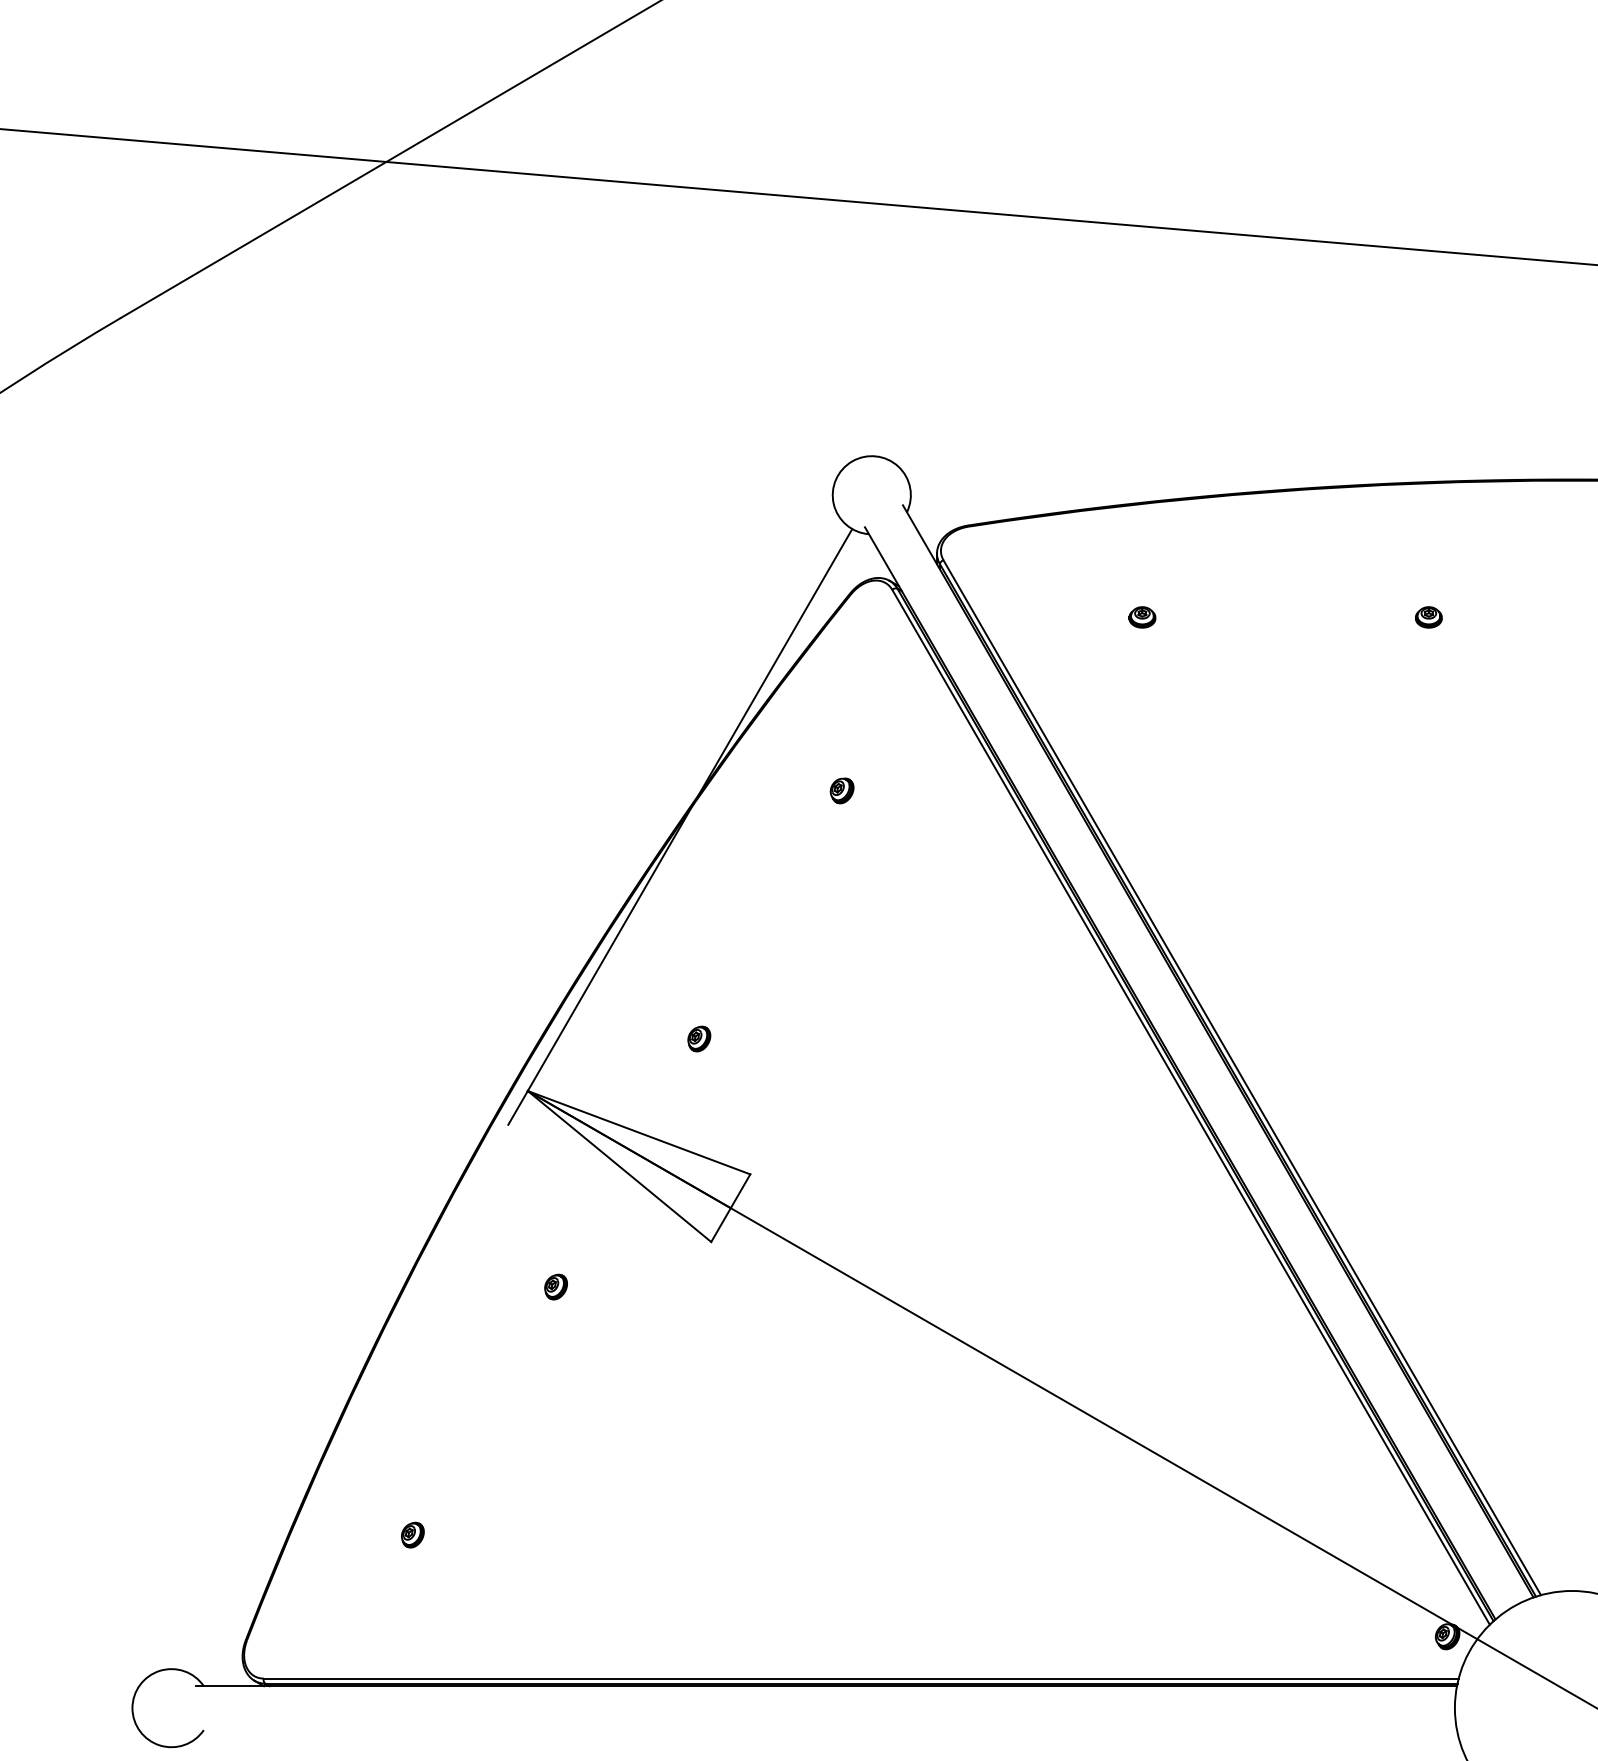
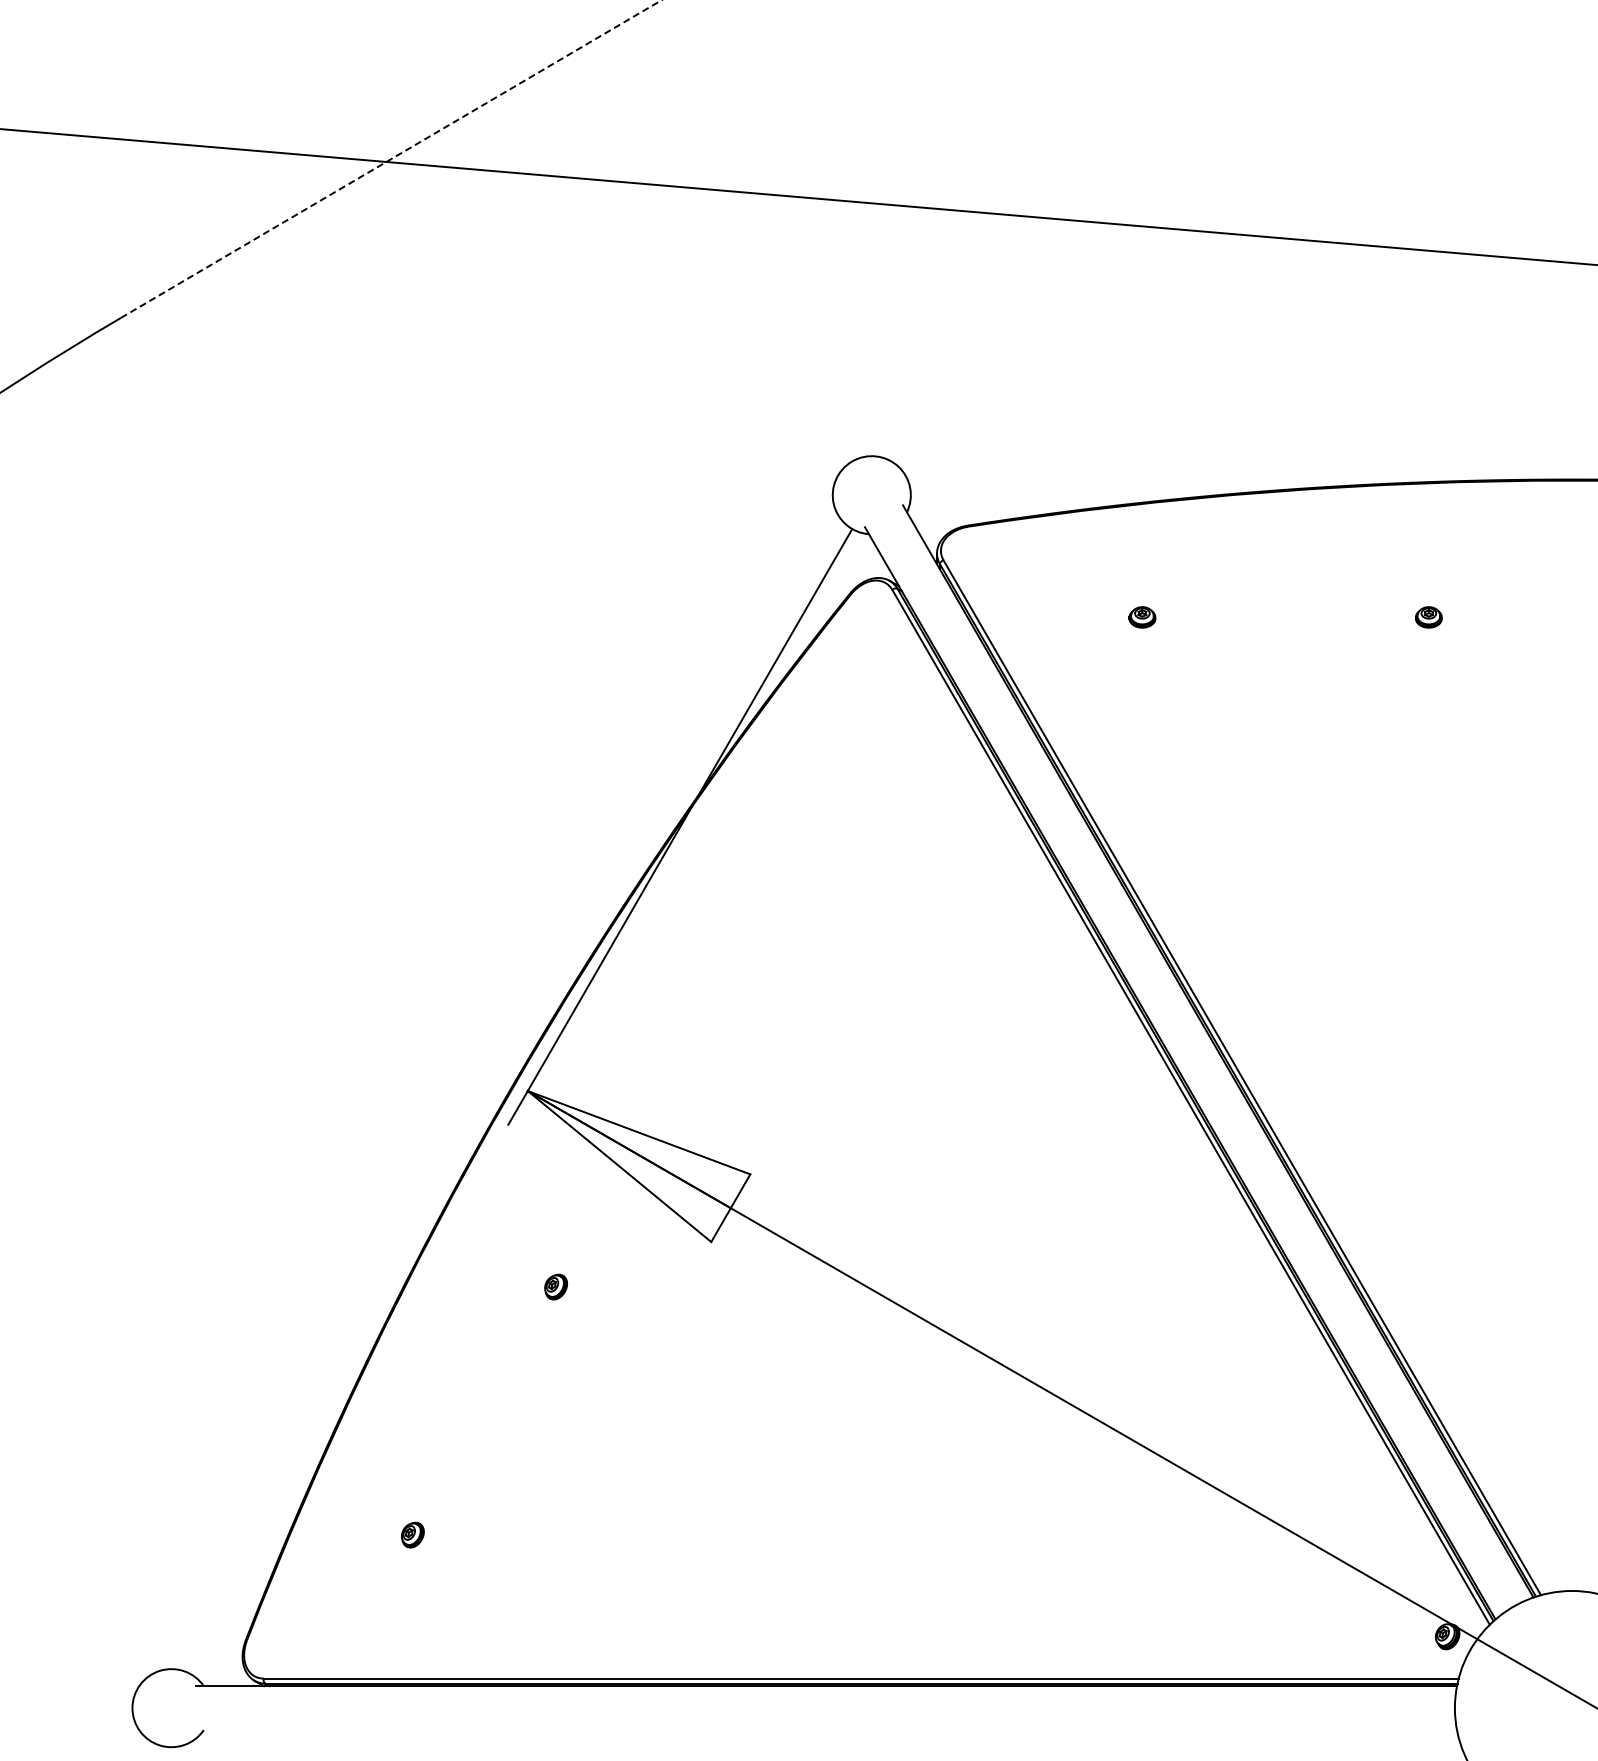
line: solid -> dashed (391, 158)
part: present -> none (841, 790)
part: present -> none (699, 1038)
